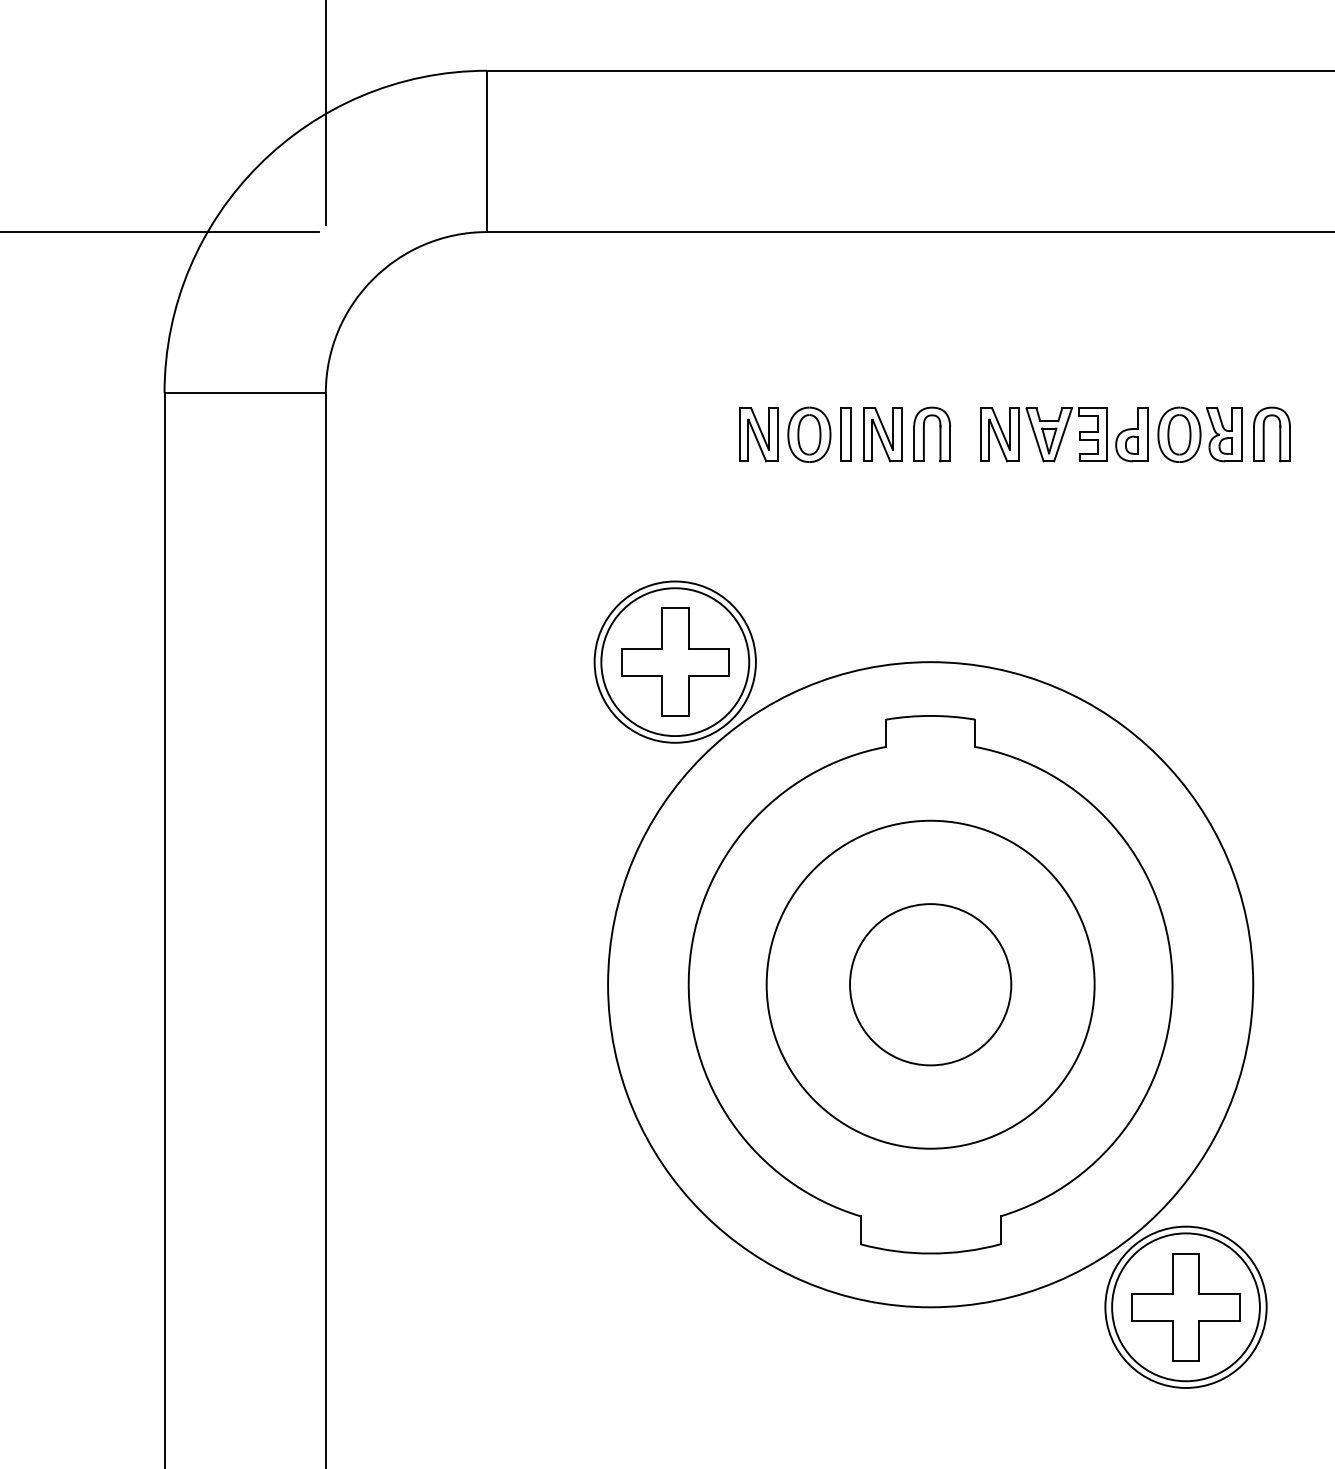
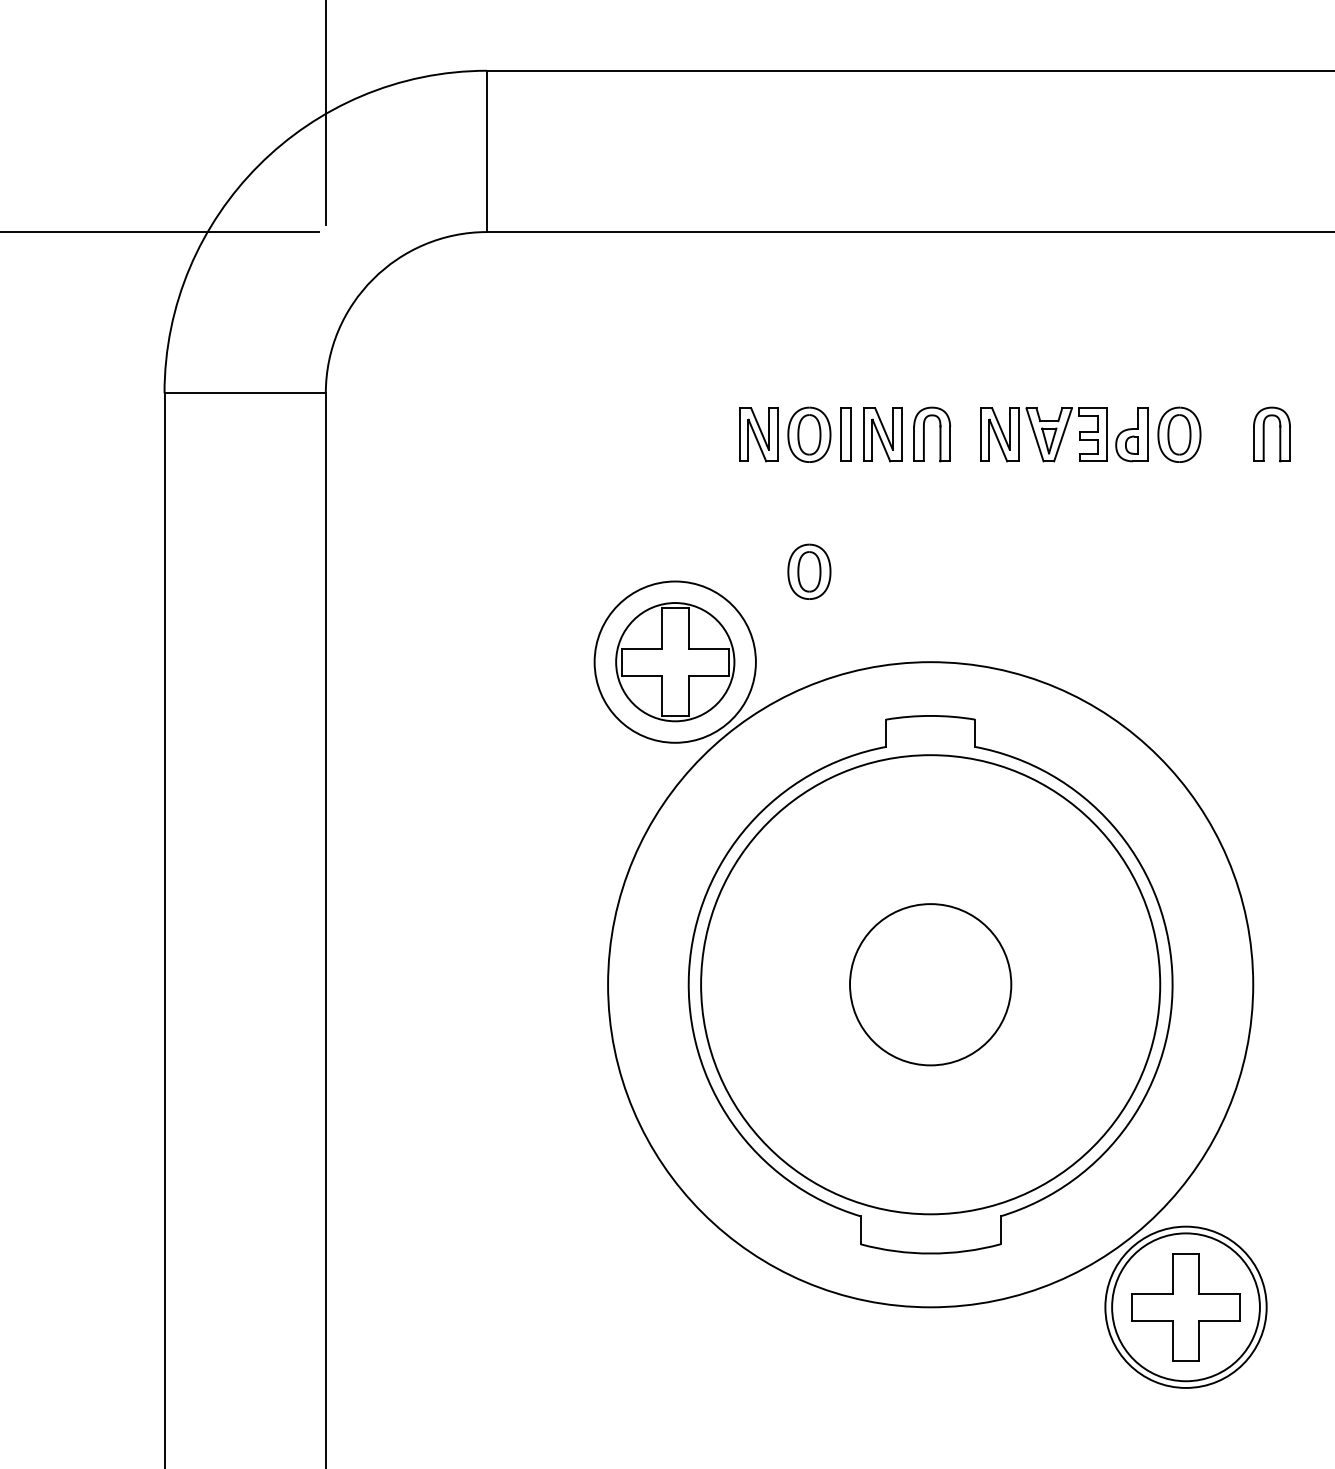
part: present -> none (1224, 434)
part: none -> present (809, 571)
circle diameter: 148 px -> 118 px (675, 662)
circle diameter: 328 px -> 459 px (930, 984)
